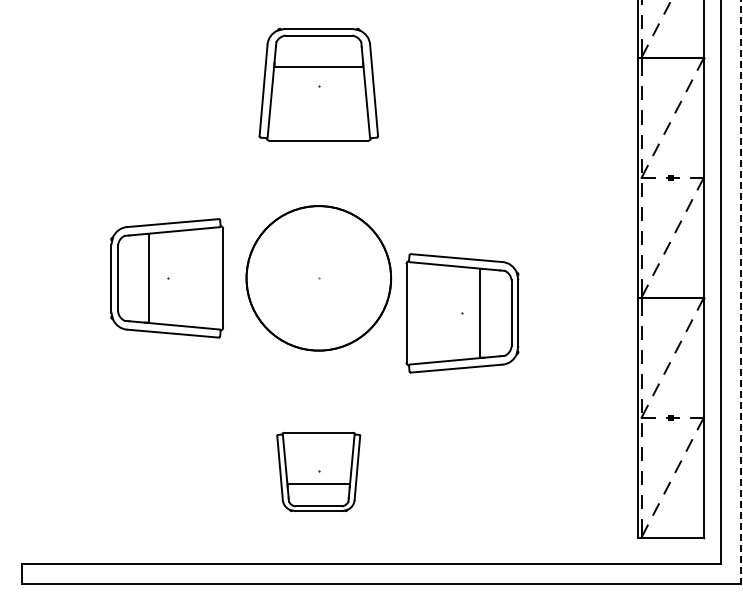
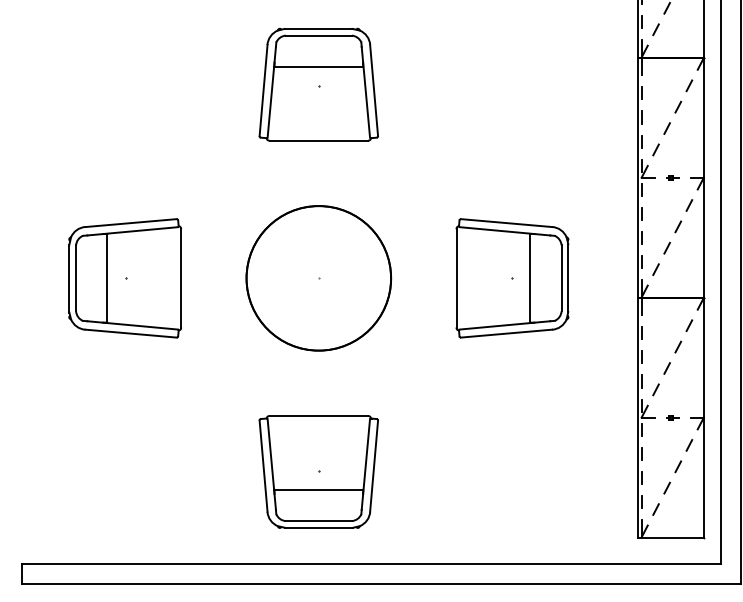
part position: (166, 278) -> (124, 278) (124, 278)
line: dashed -> solid (740, 292)
part position: (462, 313) -> (512, 278) (512, 278)
part size: 86x81 px -> 121x114 px (318, 471)
